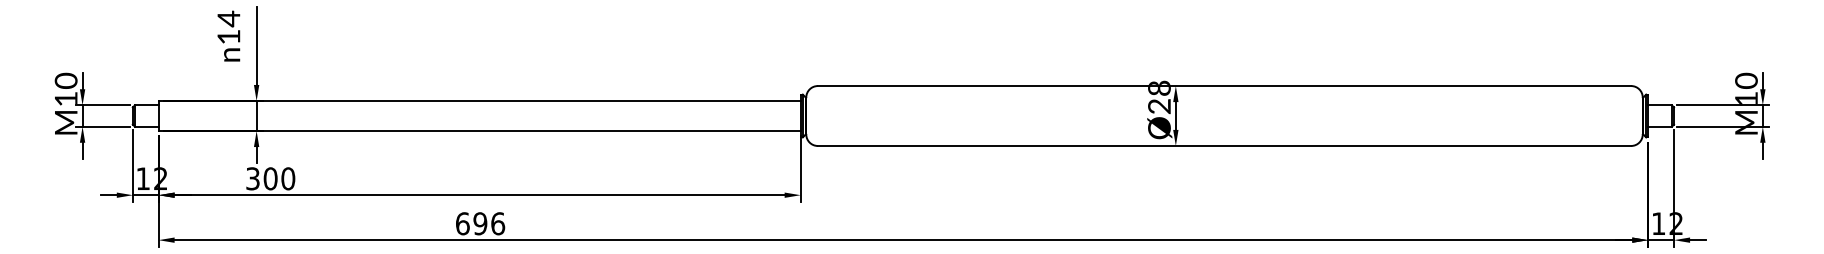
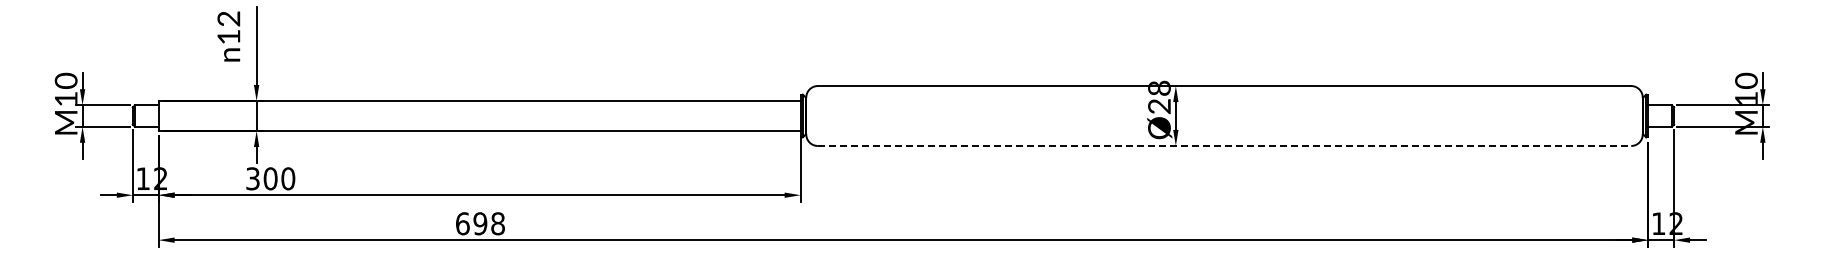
text: 14 -> 12 (228, 18)
line: solid -> dashed (1224, 145)
text: 696 -> 698 (498, 223)
